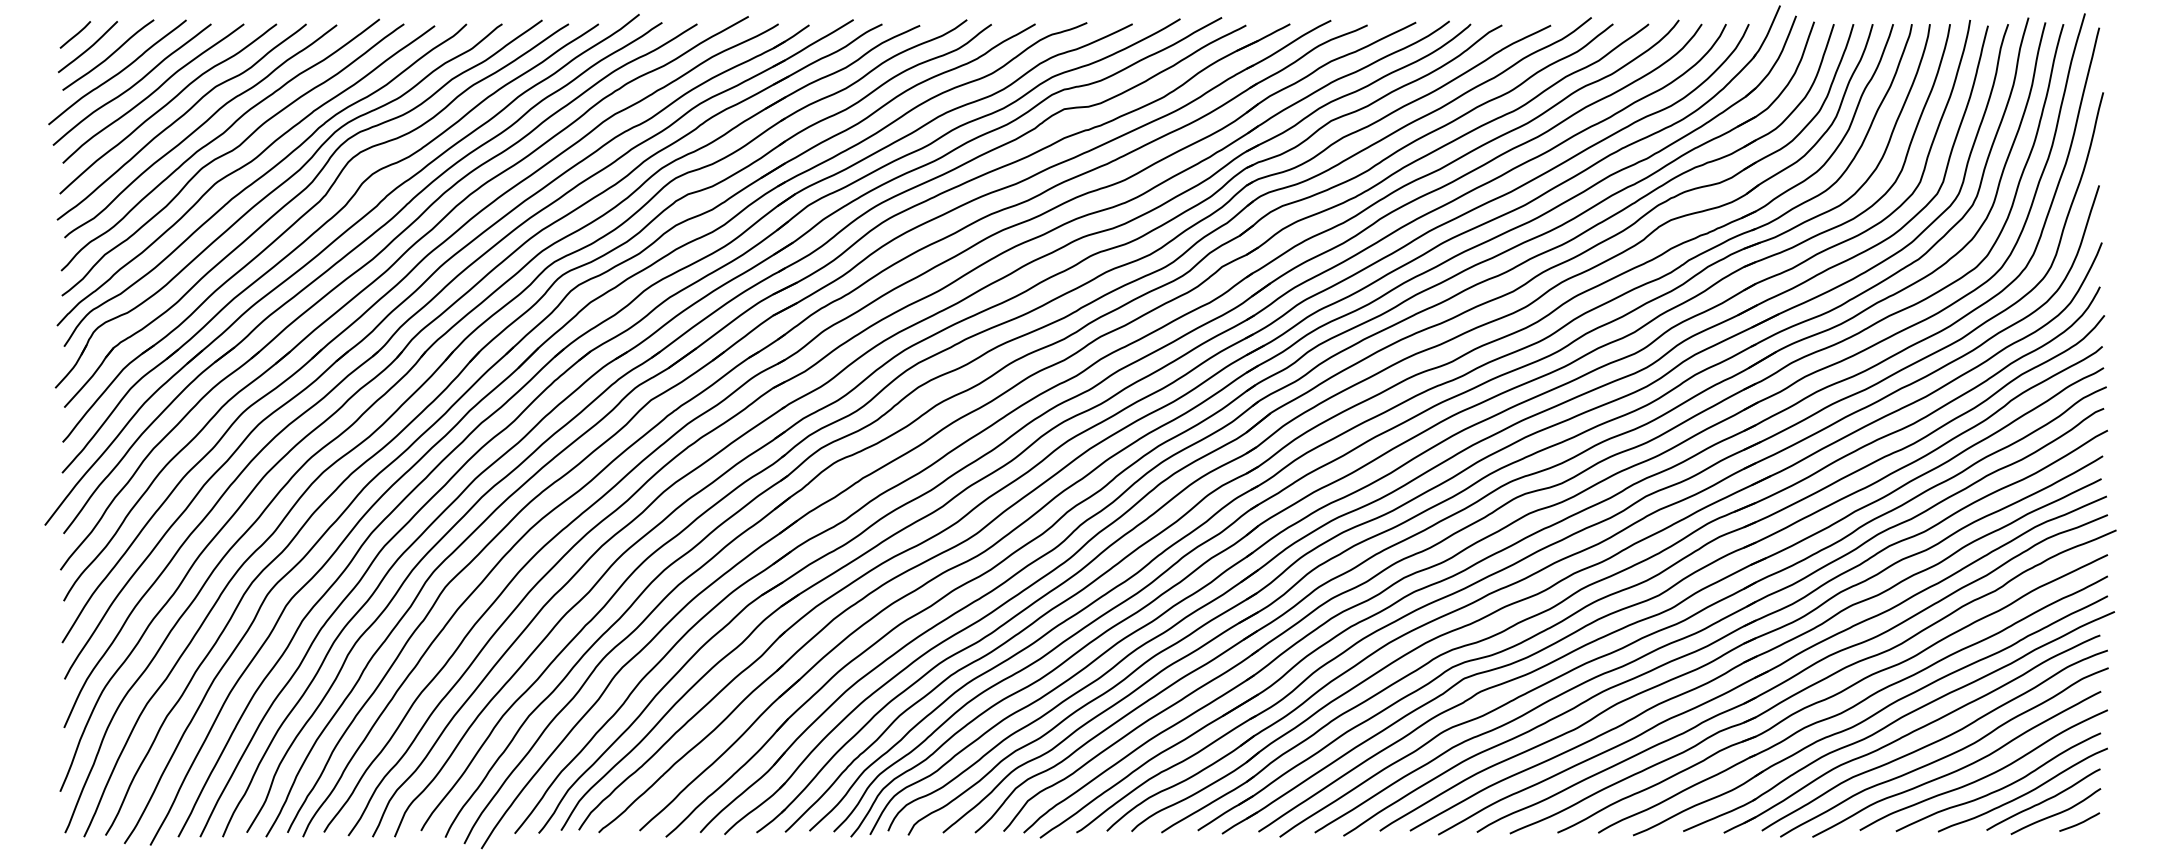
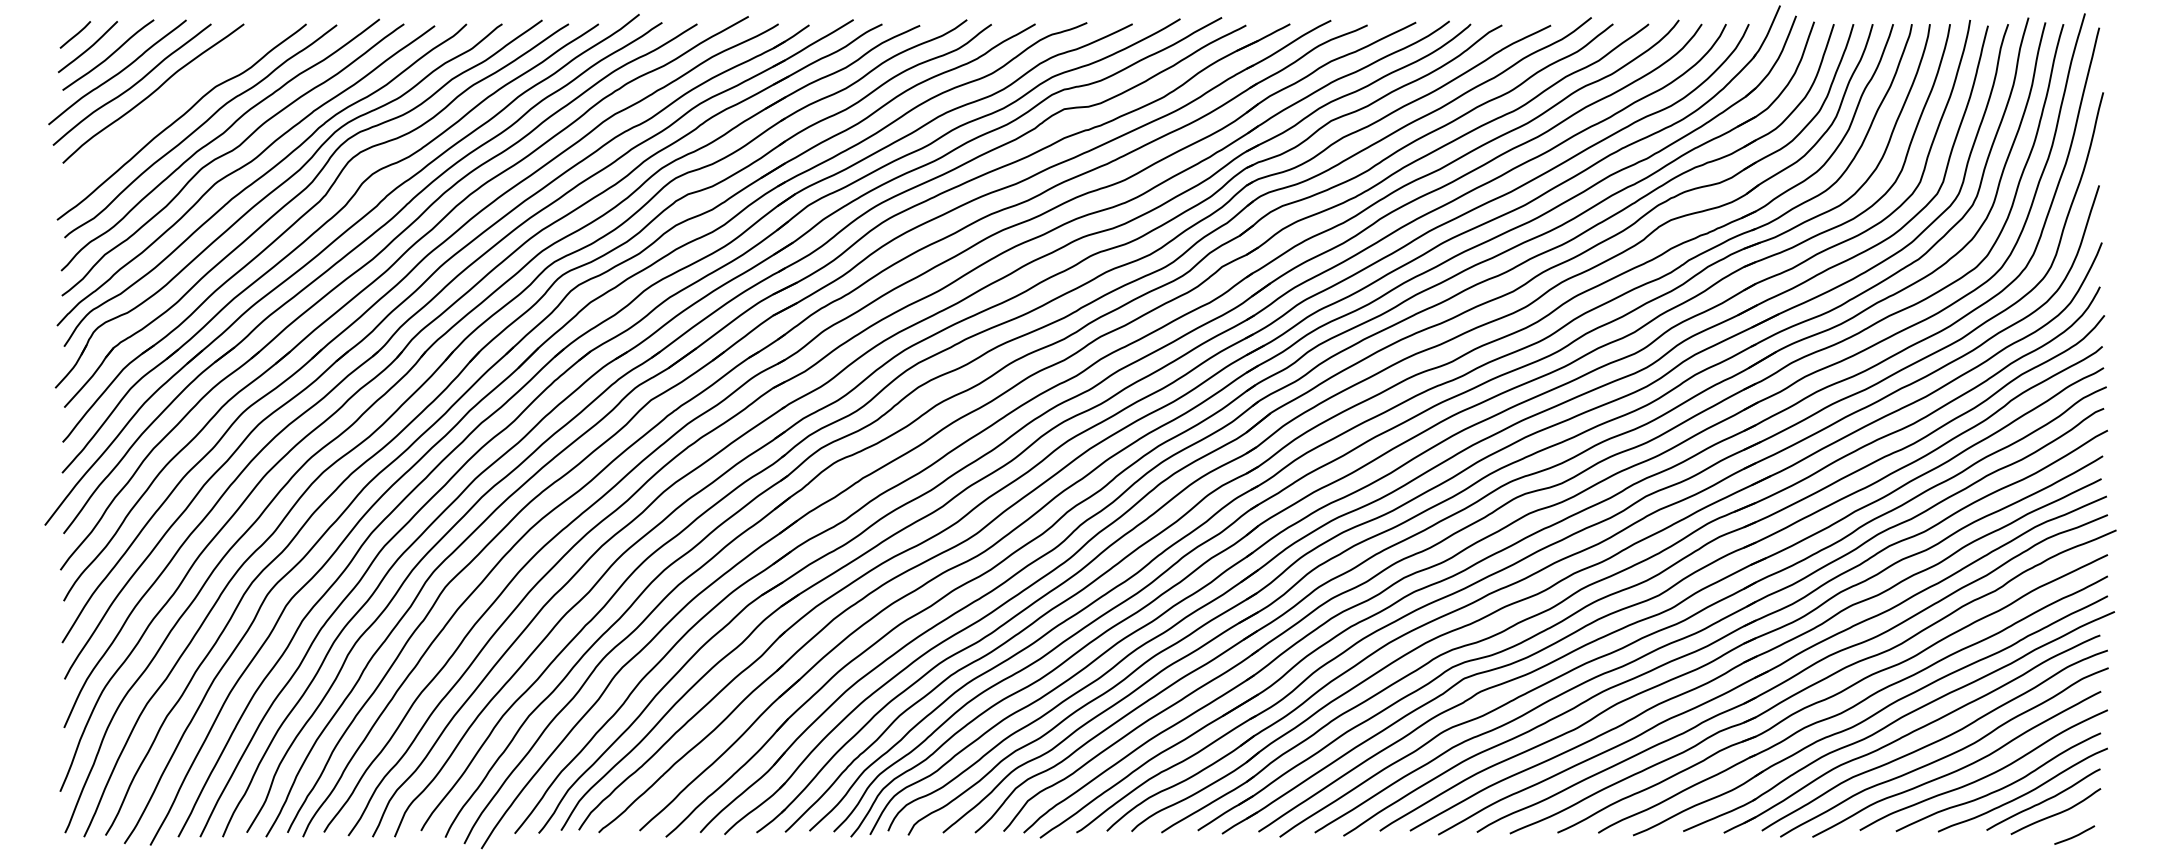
curve: present -> none (167, 105)
curve position: (2079, 822) -> (2074, 835) (2074, 835)
